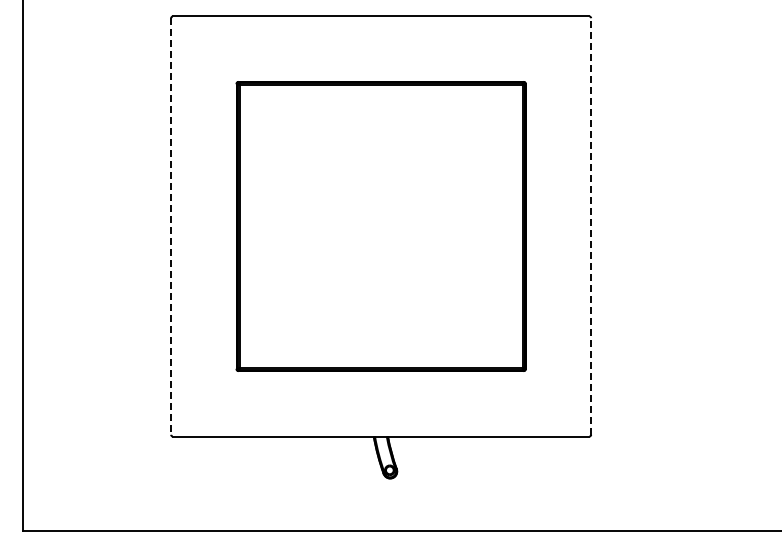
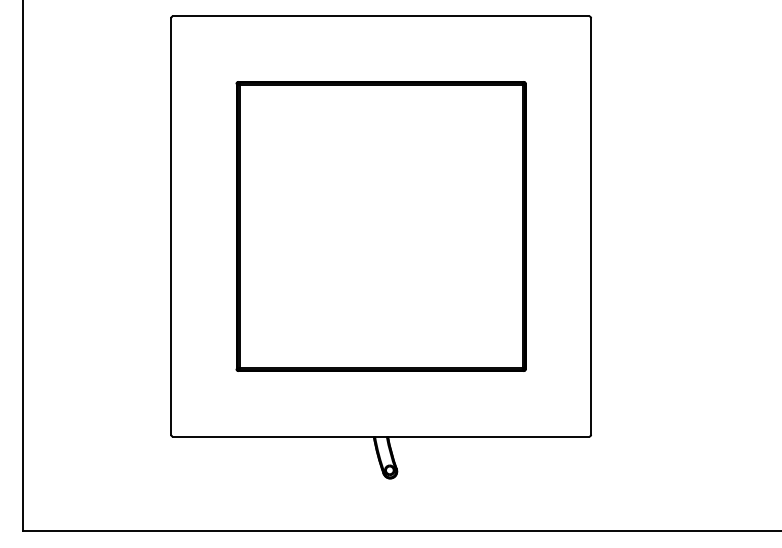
line: dashed -> solid (591, 226)
line: dashed -> solid (171, 227)
